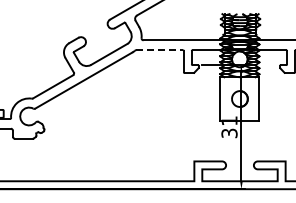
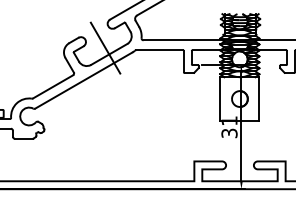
line: none -> present (105, 47)
line: dashed -> solid (160, 50)
